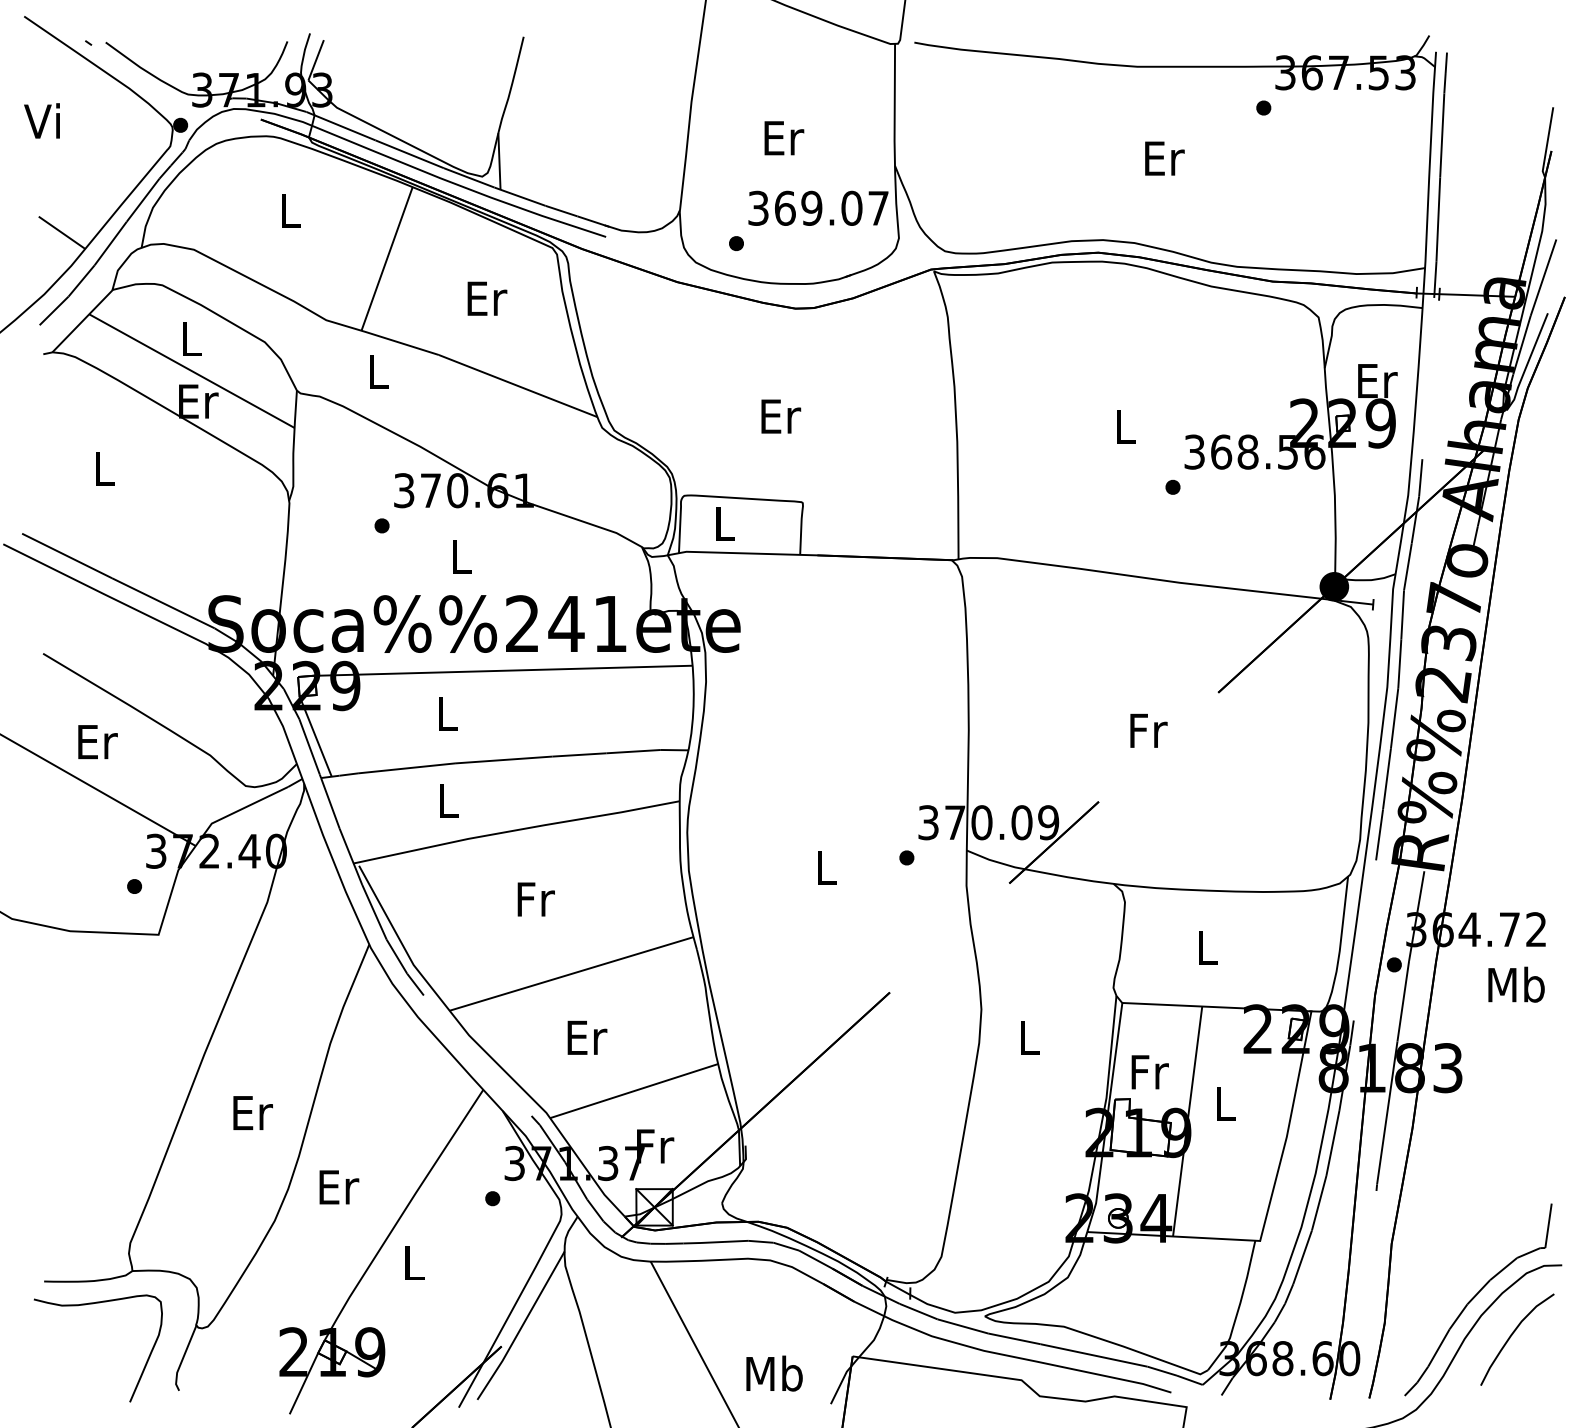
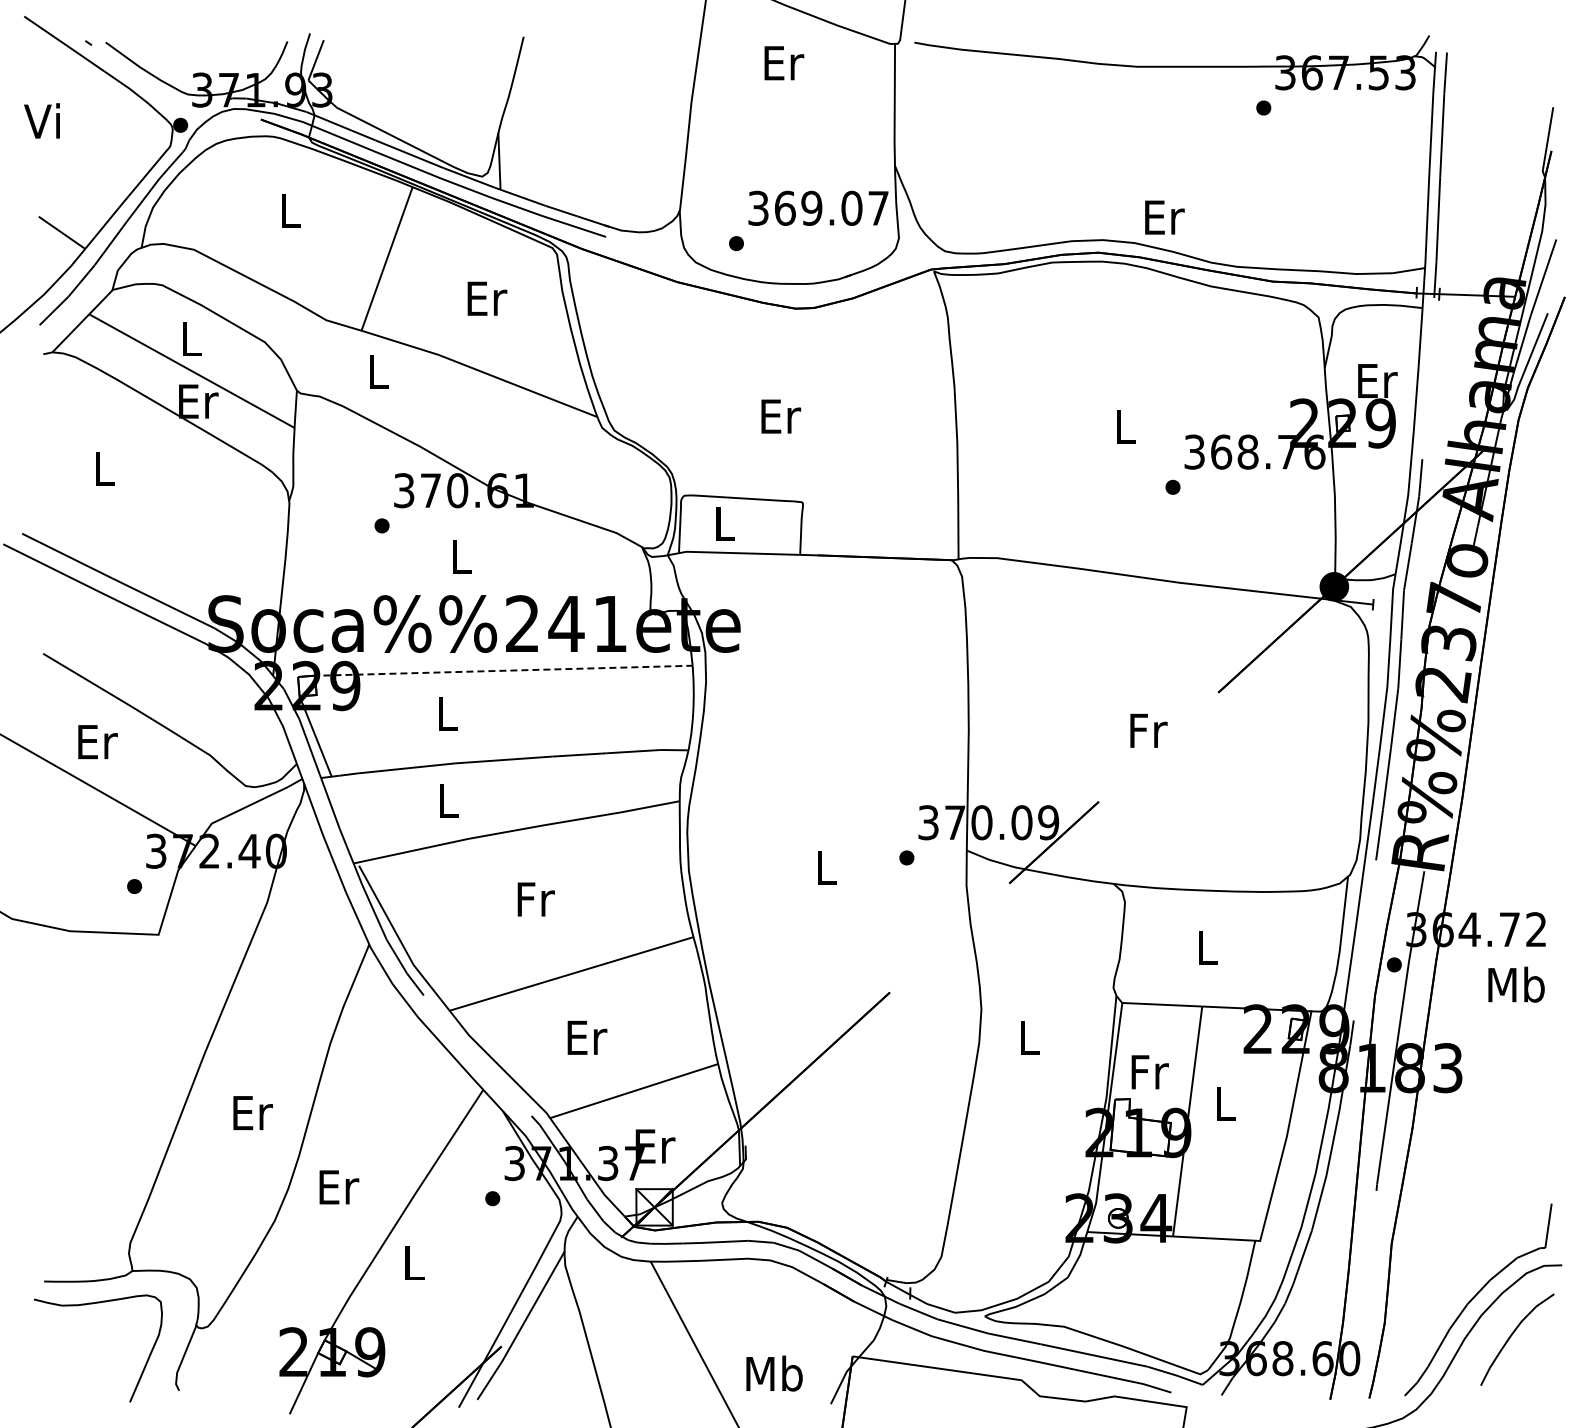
text position: (784, 138) -> (784, 63) (784, 63)
text position: (1164, 158) -> (1164, 217) (1164, 217)
text: 368.56 -> 368.76 (1287, 452)
line: solid -> dashed (501, 670)
text: Fr -> Er (655, 1146)
